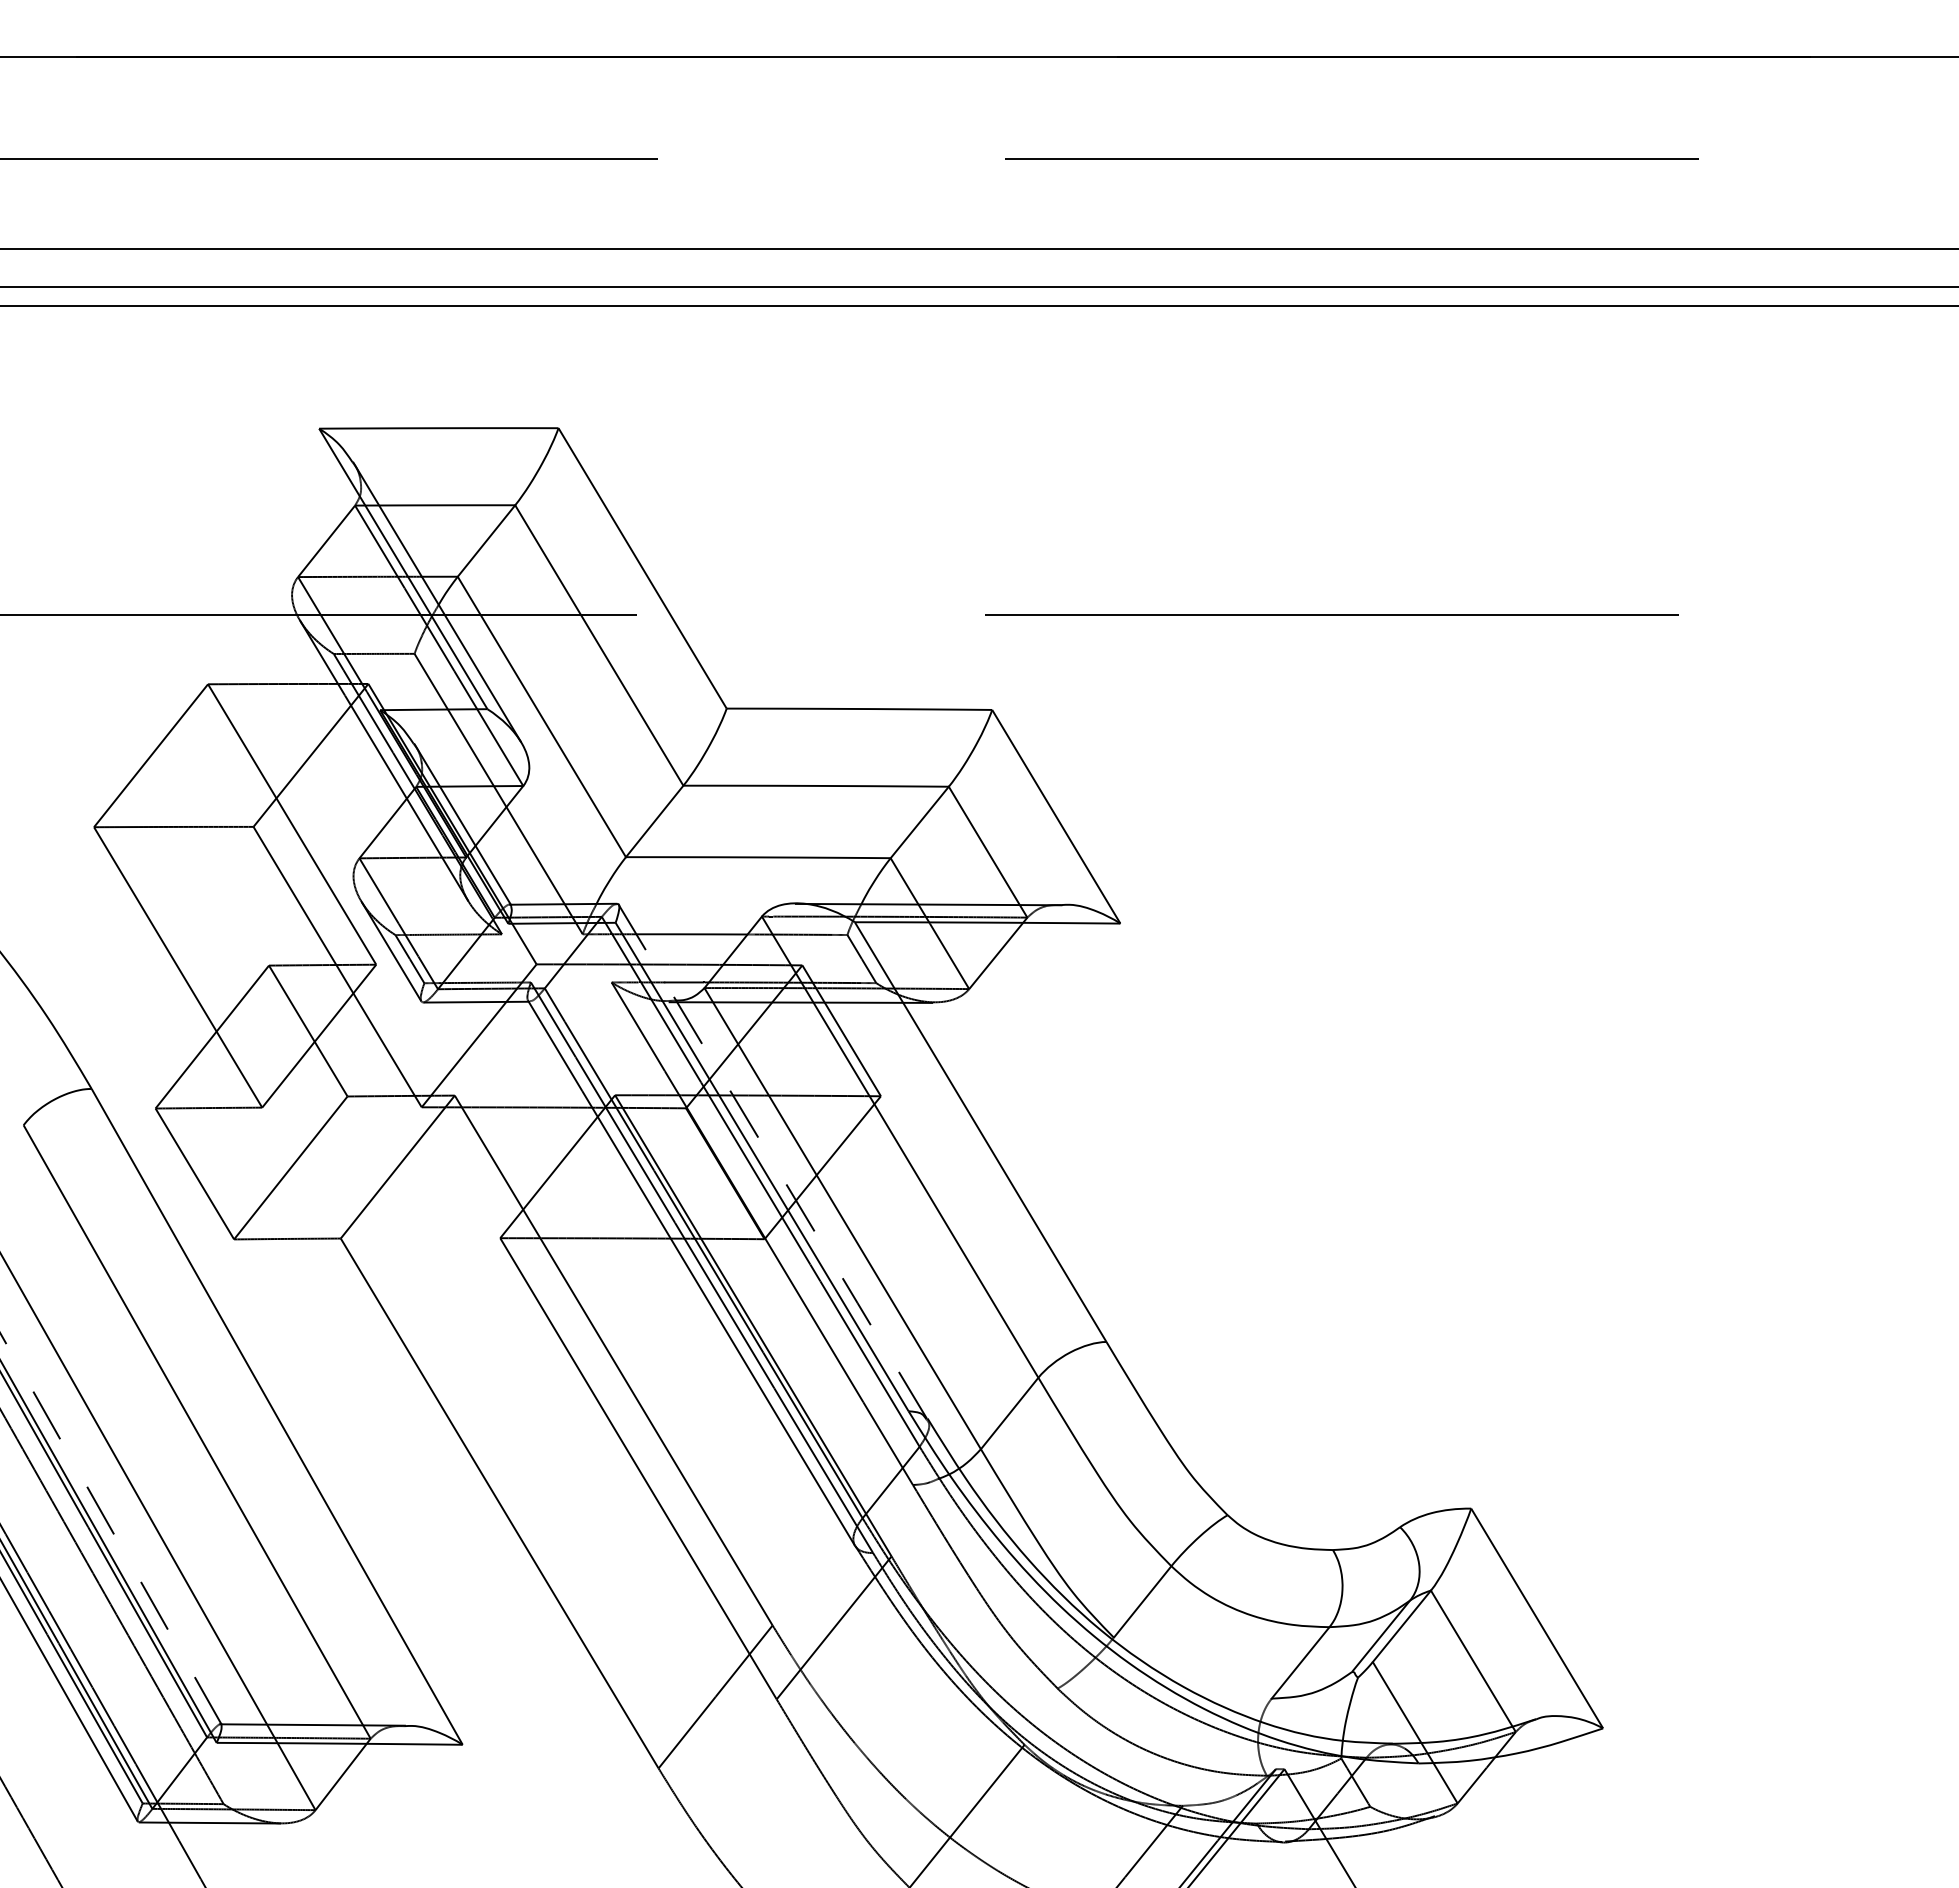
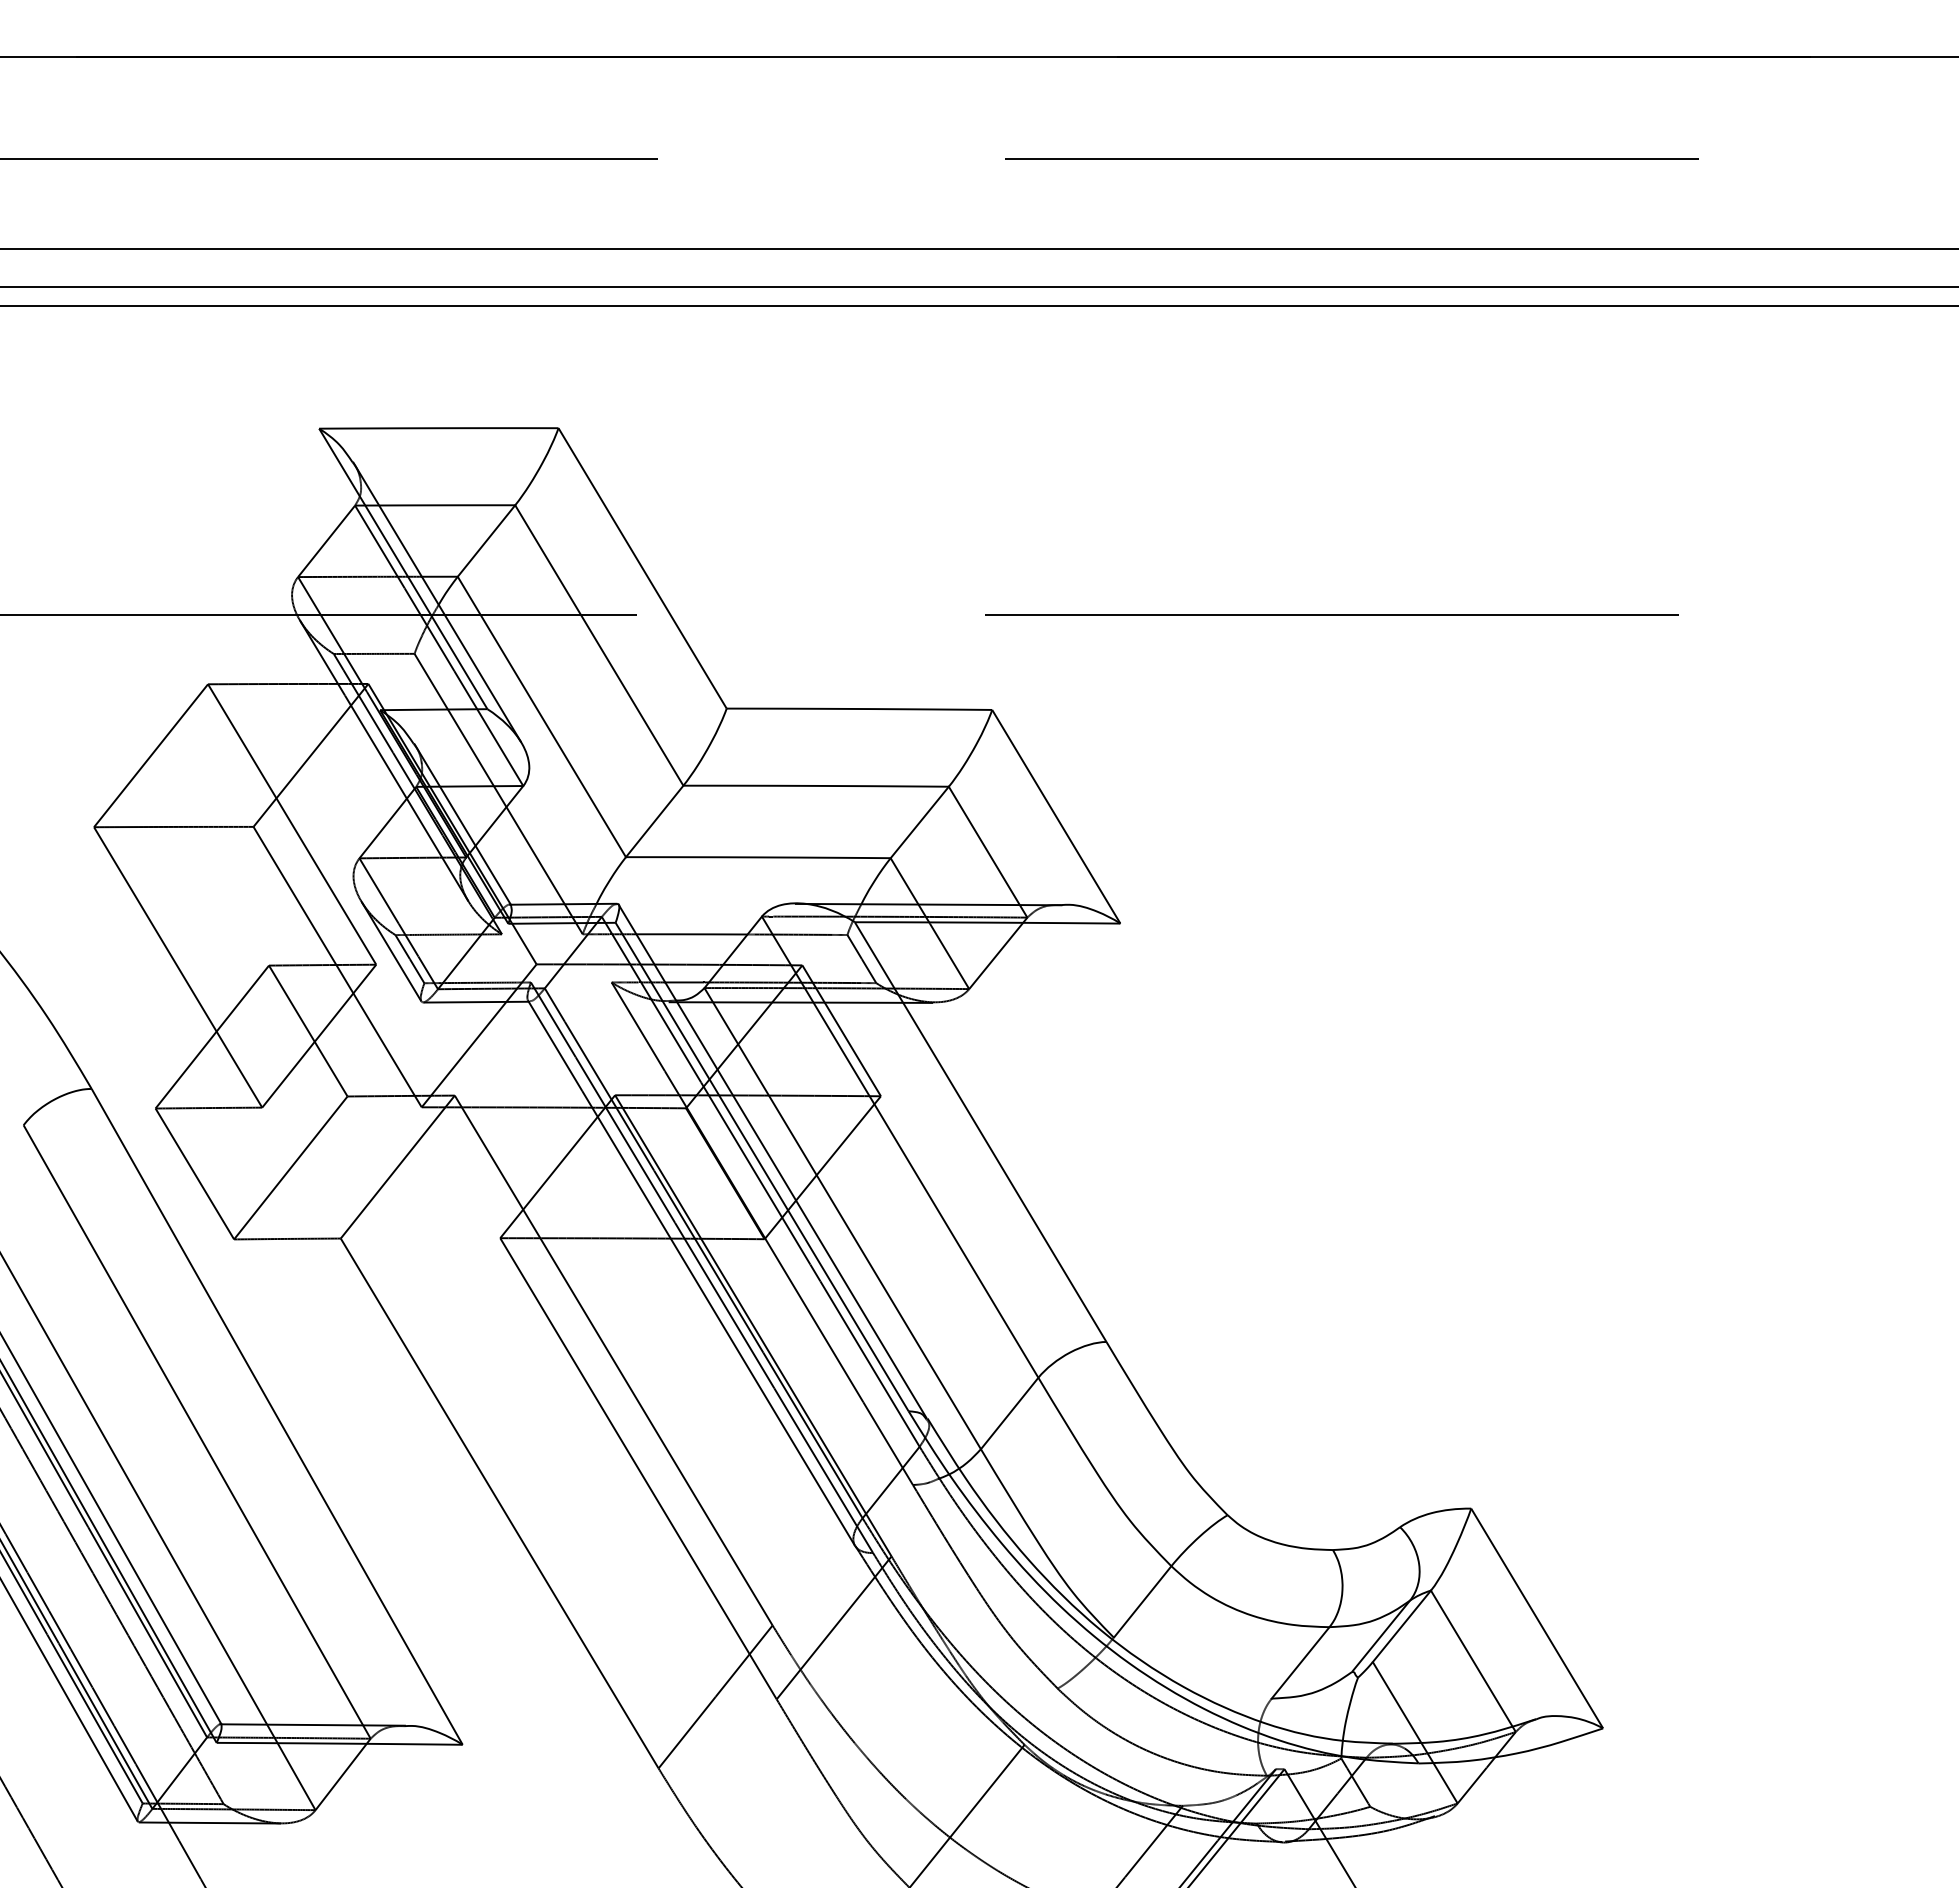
line: dashed -> solid (773, 1162)
line: dashed -> solid (111, 1529)
